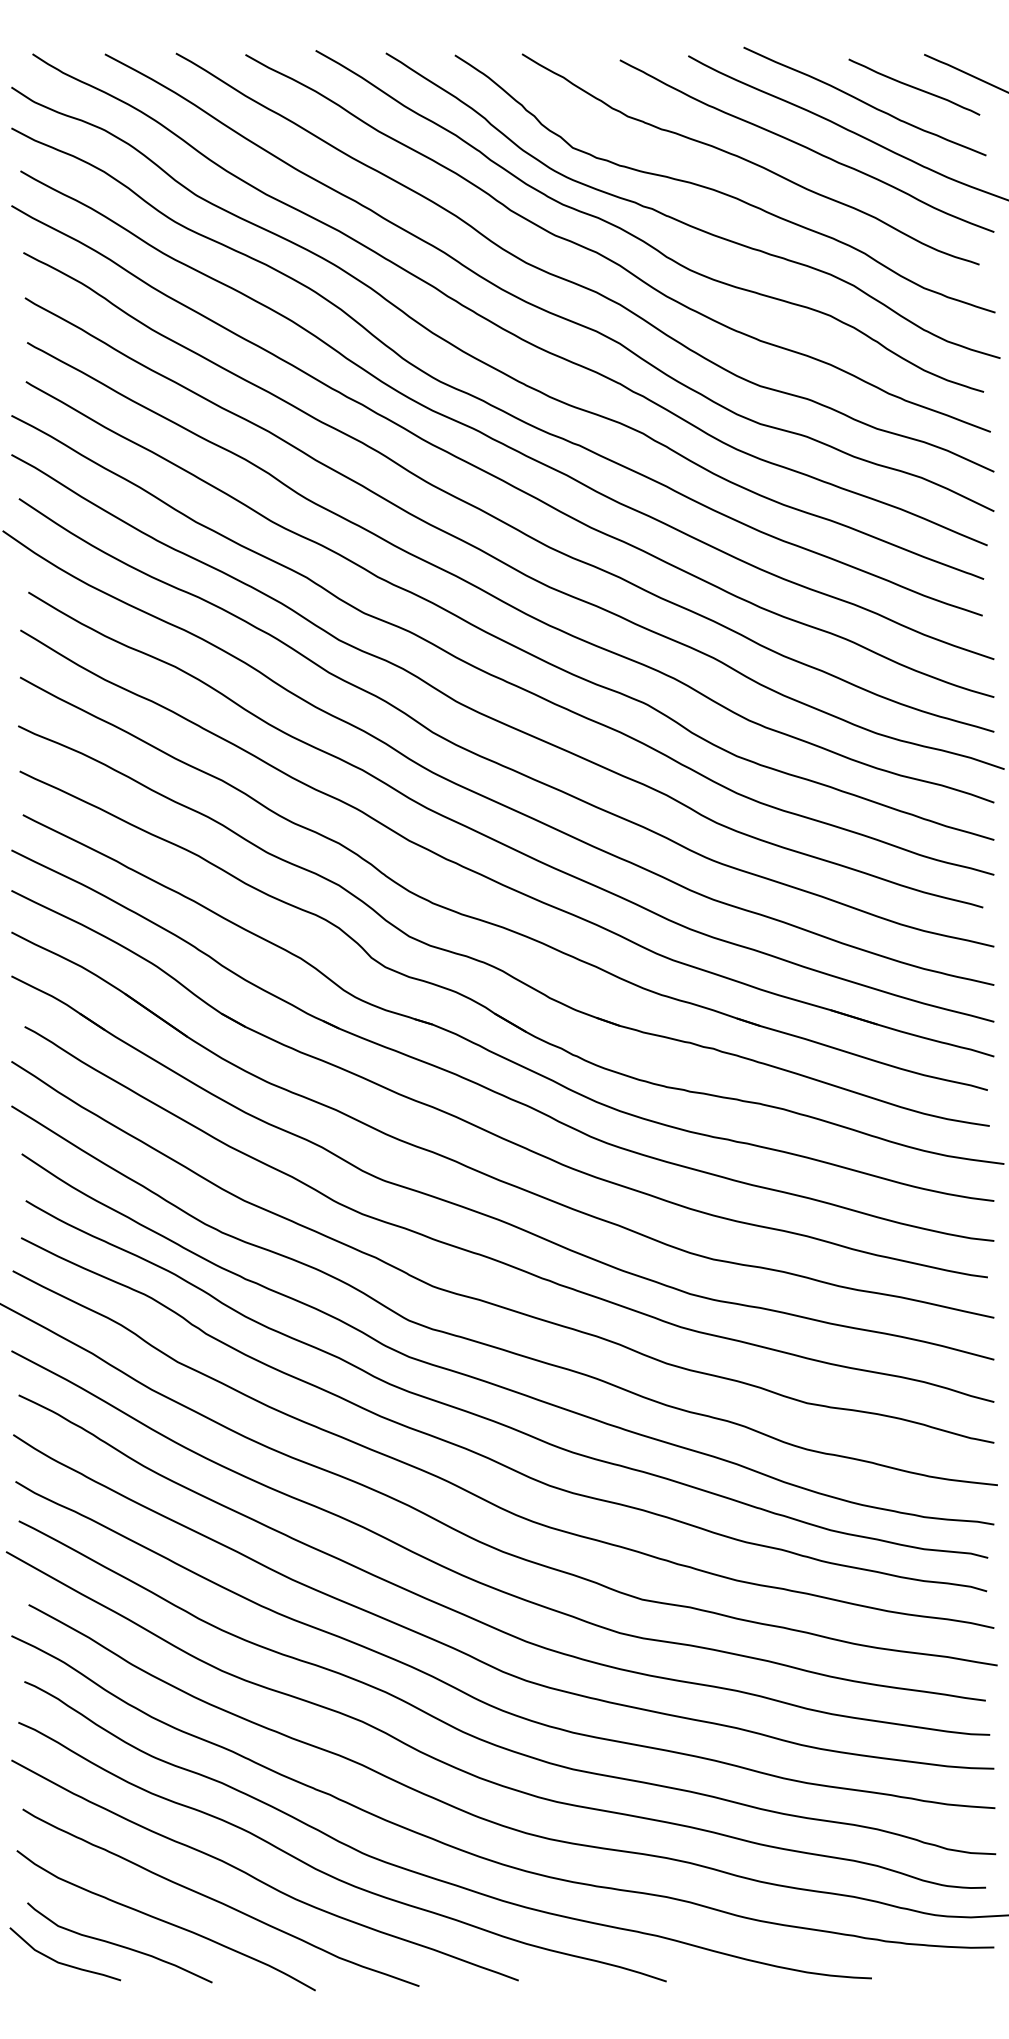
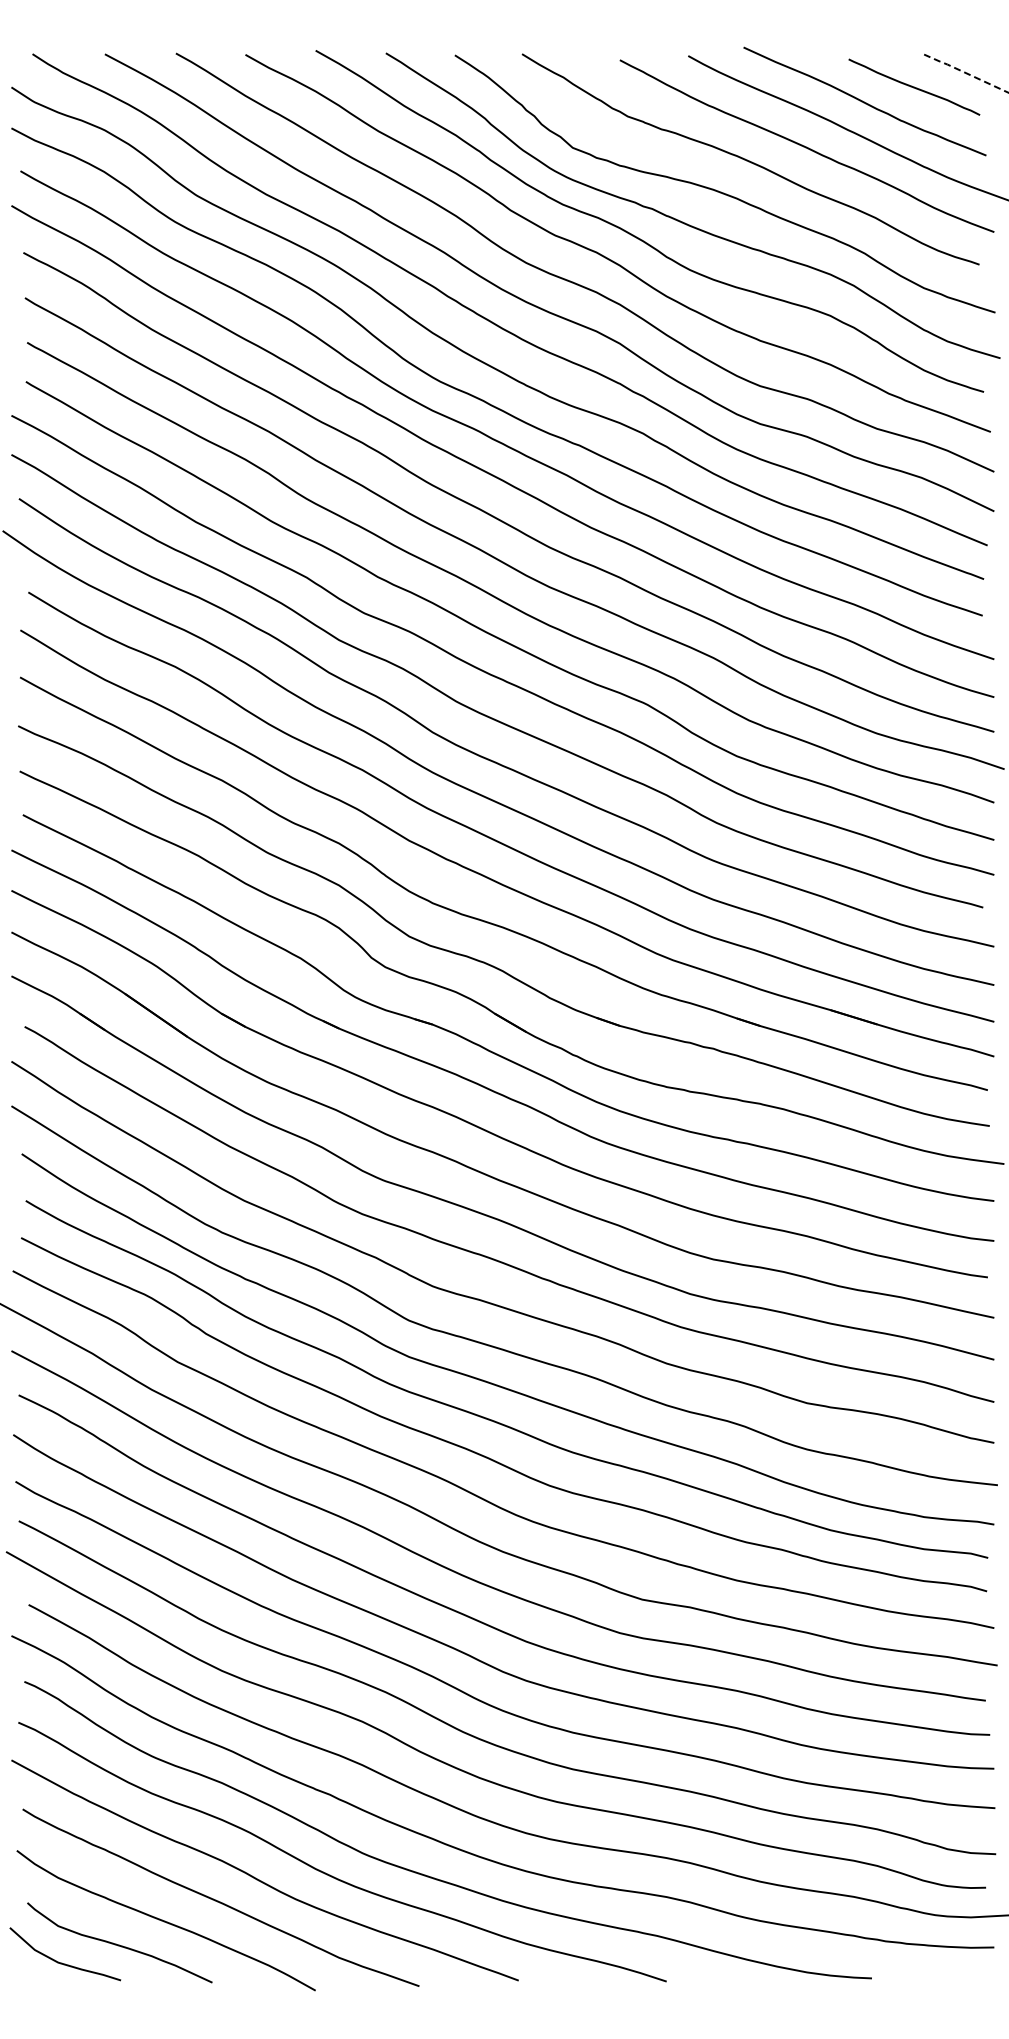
line: solid -> dashed (964, 72)
